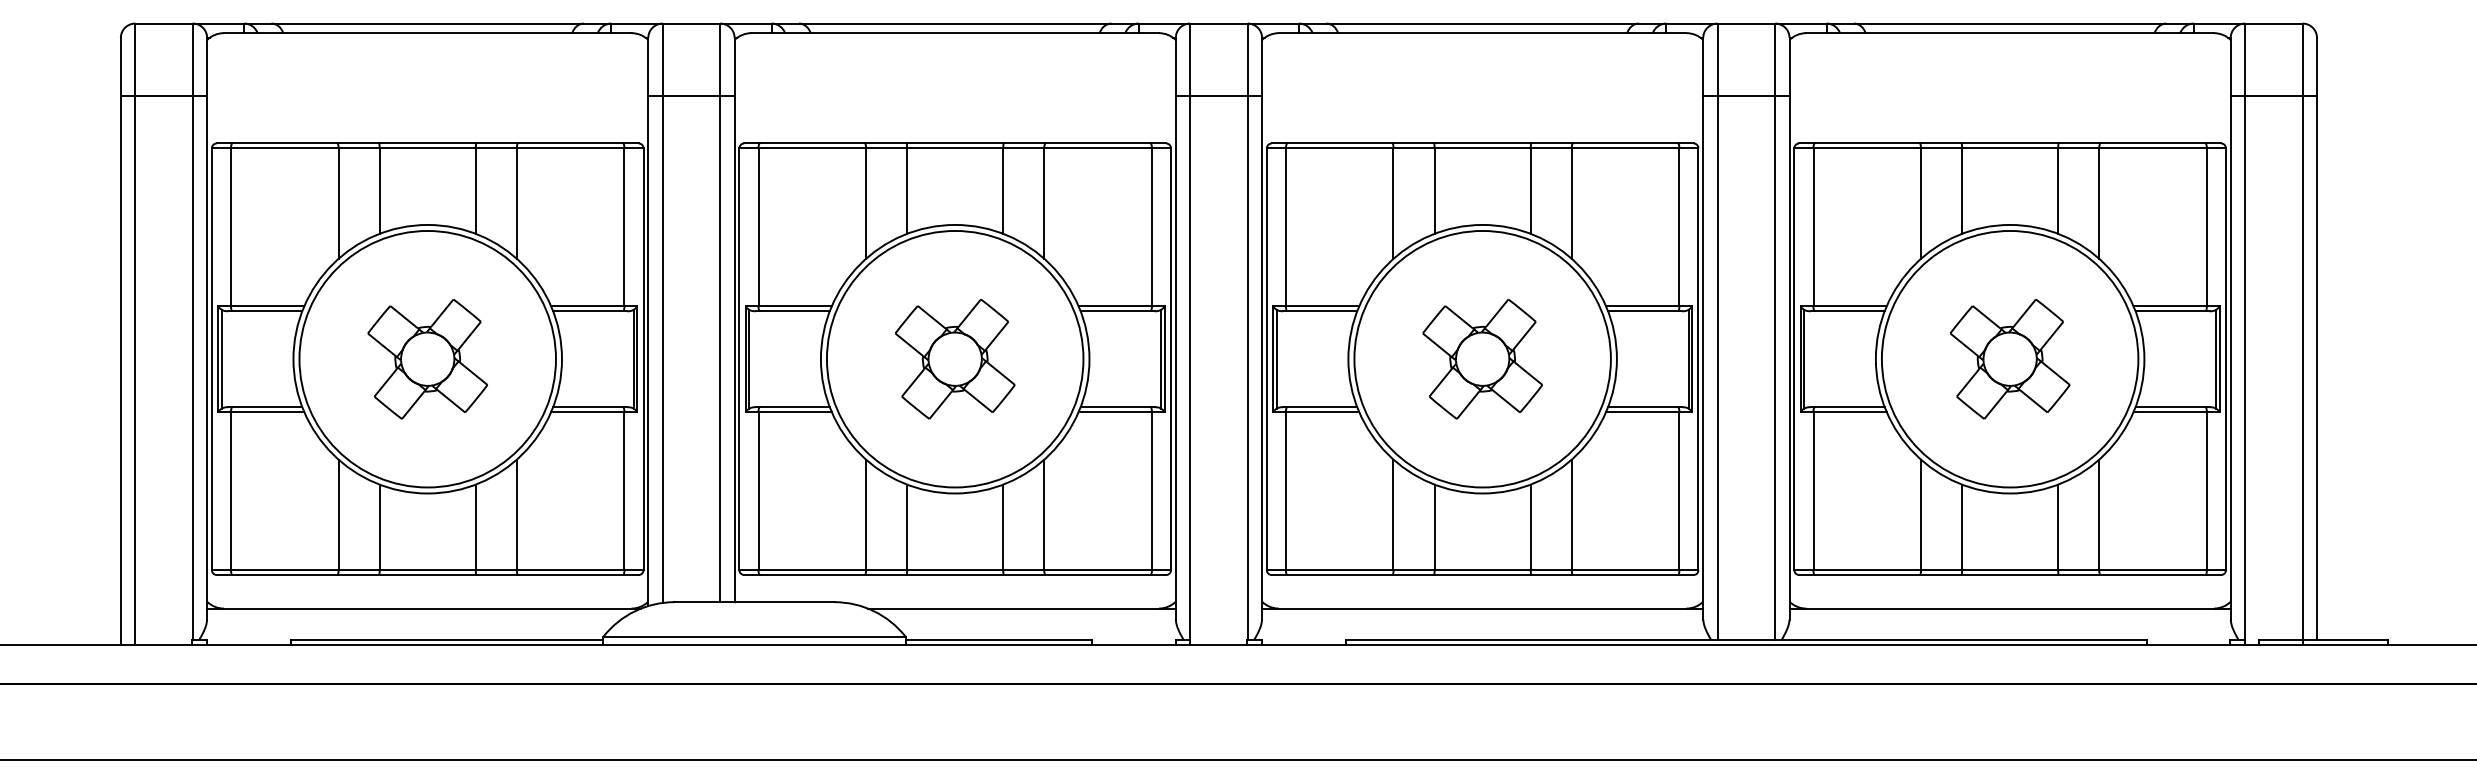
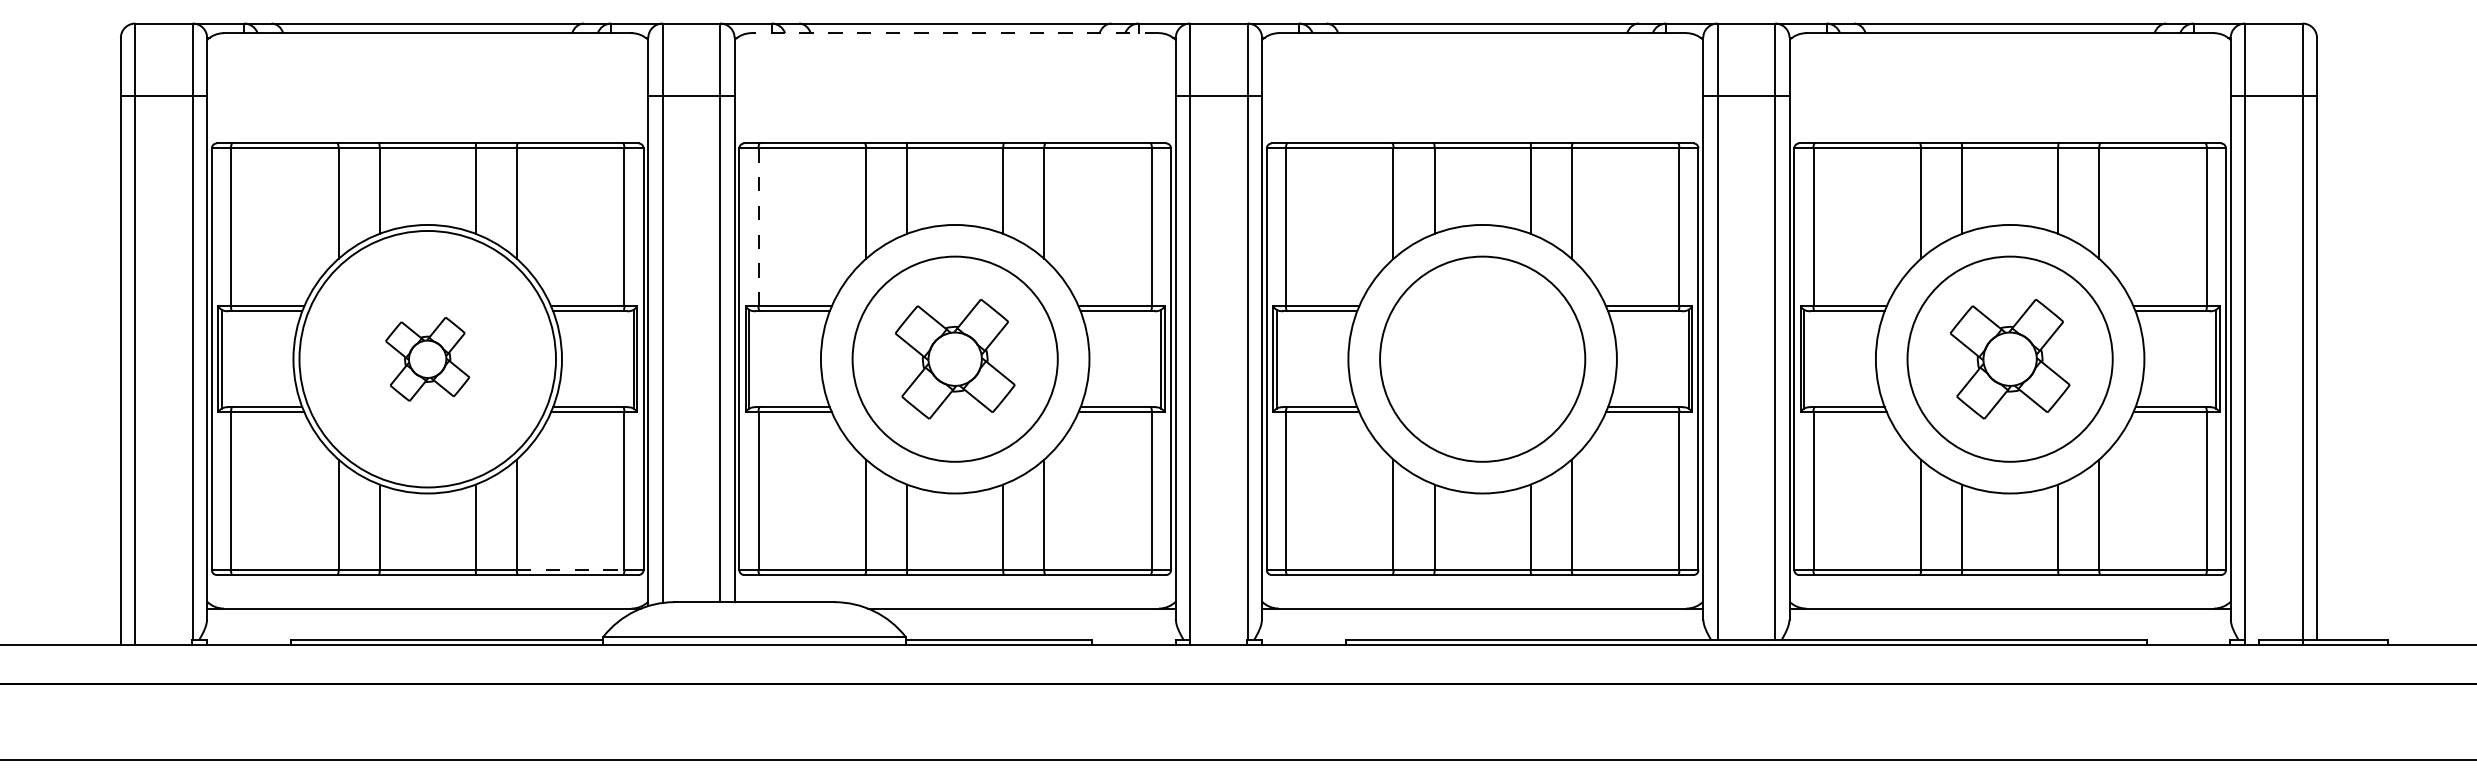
line: solid -> dashed (955, 33)
line: solid -> dashed (758, 227)
circle diameter: 256 px -> 205 px (954, 358)
circle diameter: 256 px -> 205 px (1482, 358)
circle diameter: 256 px -> 205 px (2009, 358)
part size: 121x121 px -> 85x85 px (427, 359)
part: present -> none (1482, 359)
line: solid -> dashed (570, 570)
